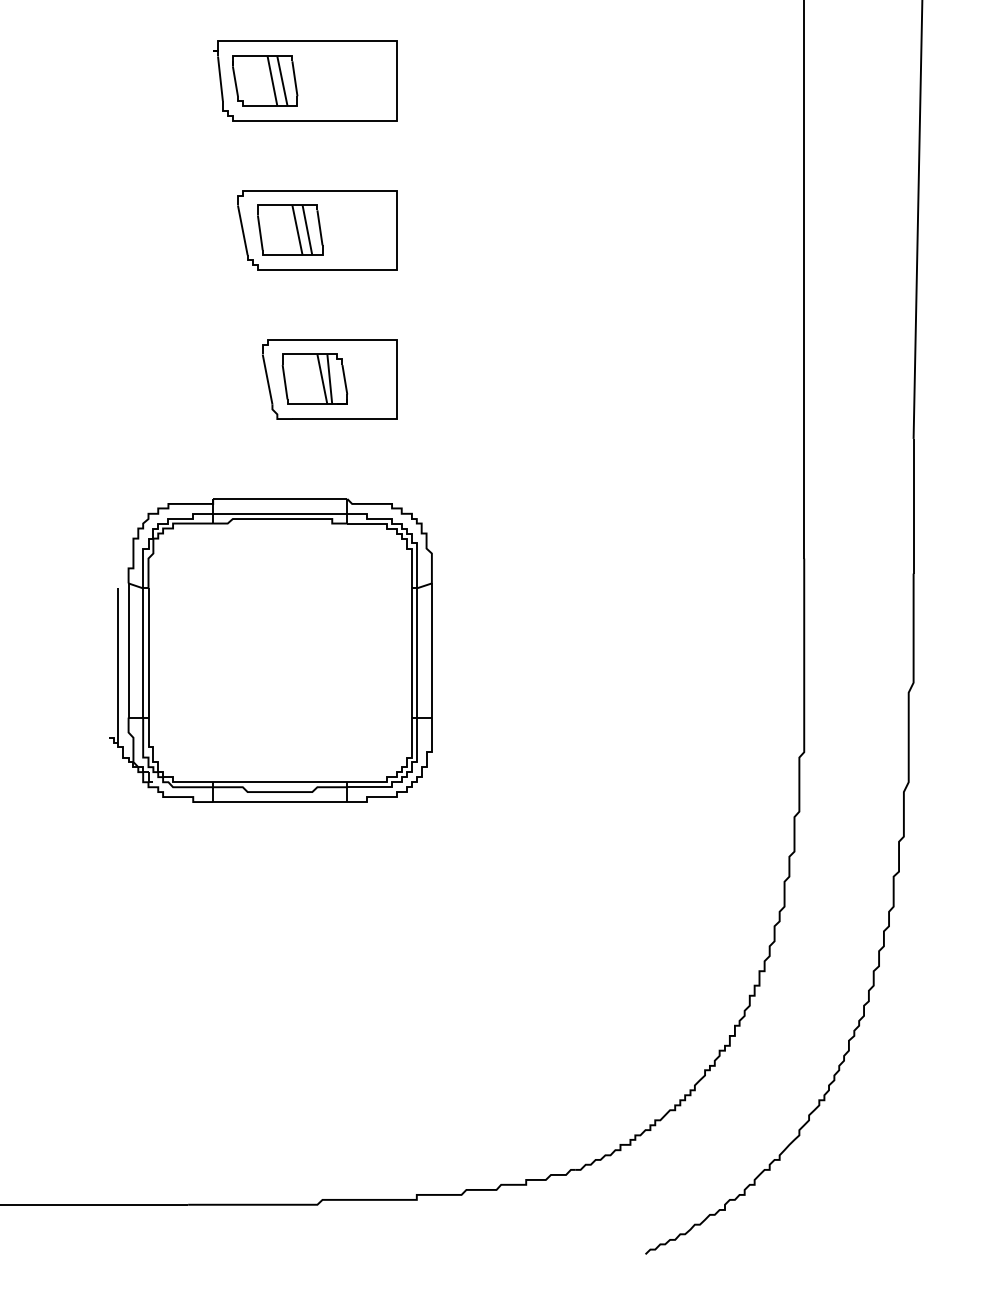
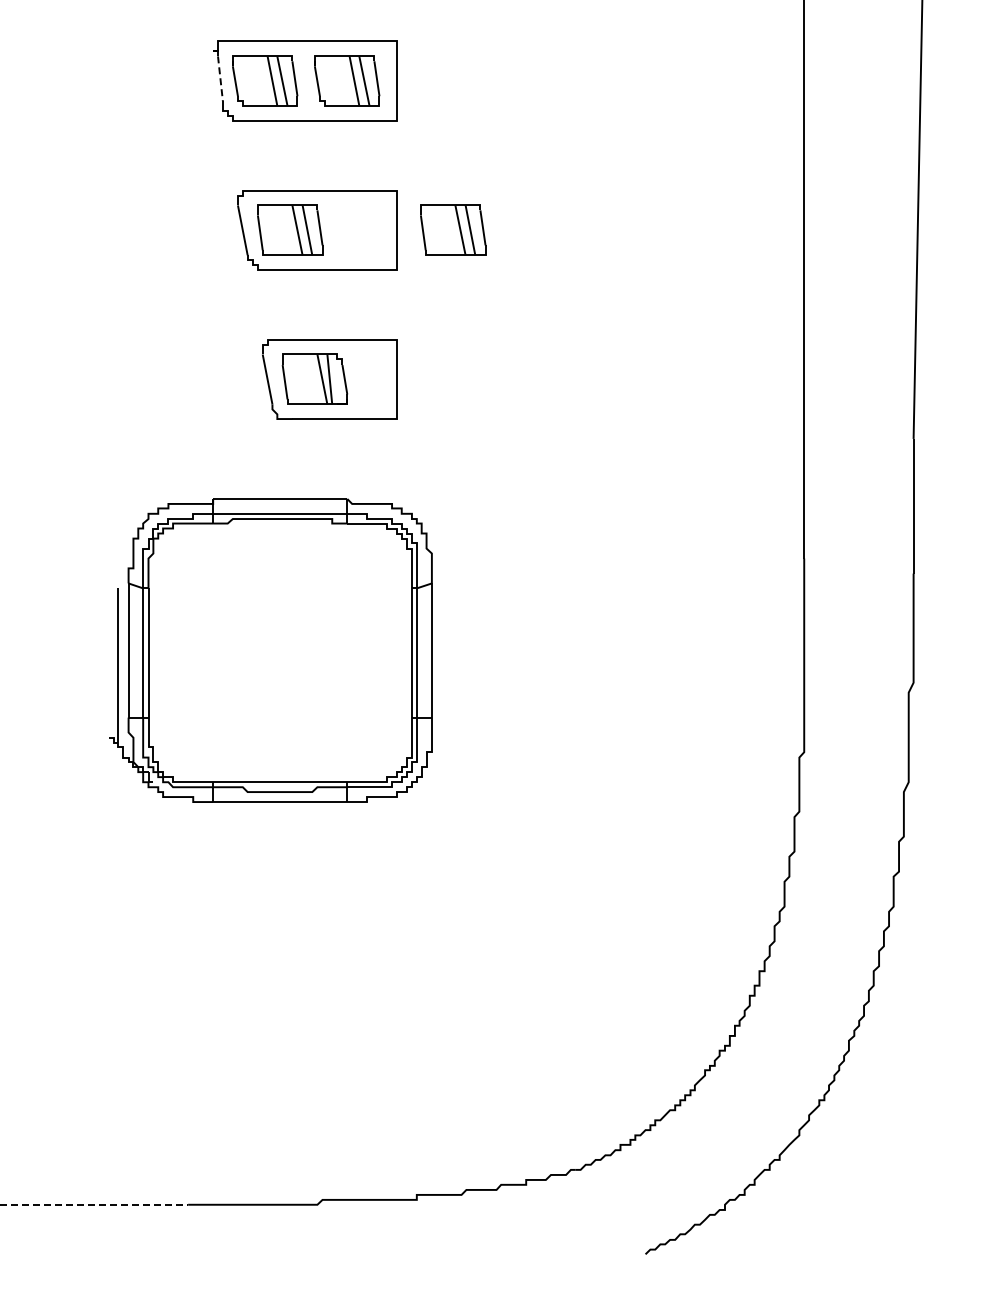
line: solid -> dashed (220, 79)
part: none -> present (347, 80)
part: none -> present (453, 229)
line: solid -> dashed (94, 1204)
